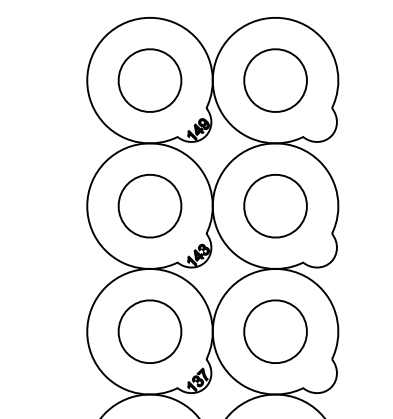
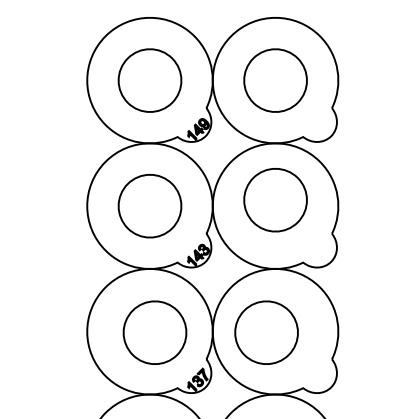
part position: (275, 206) -> (275, 200) (275, 200)
part position: (149, 331) -> (154, 332) (154, 332)
part position: (275, 331) -> (266, 332) (266, 332)
